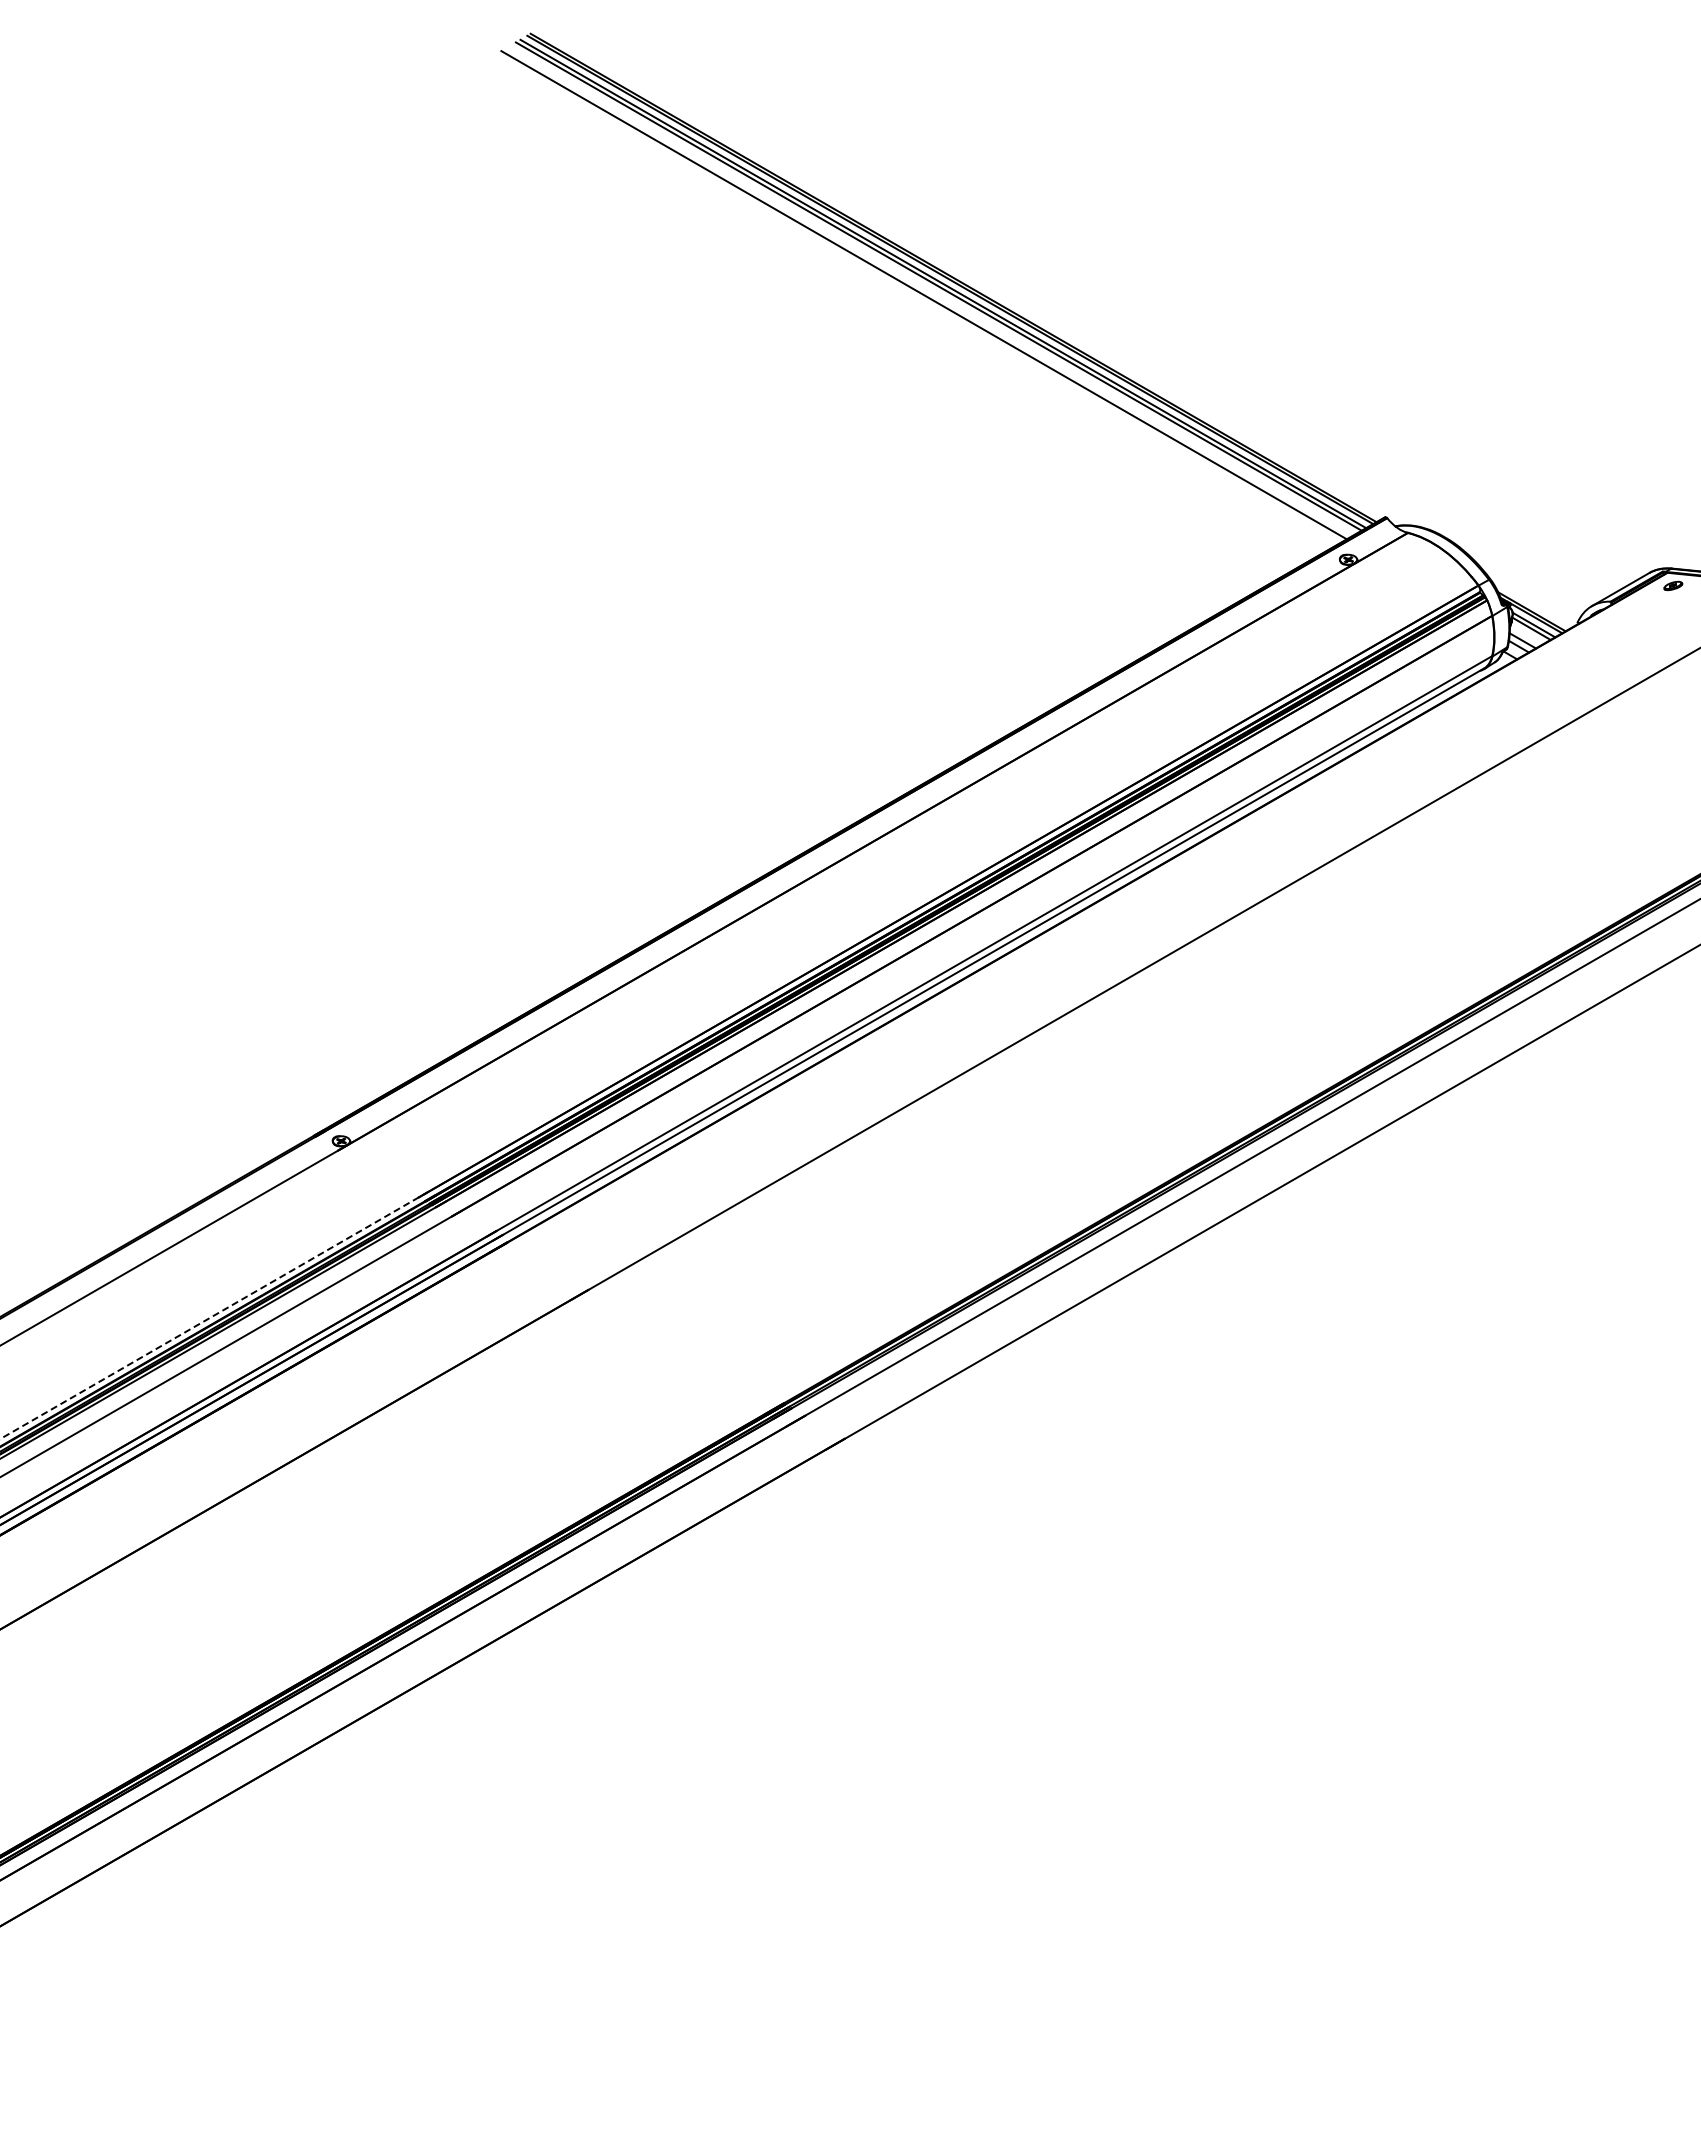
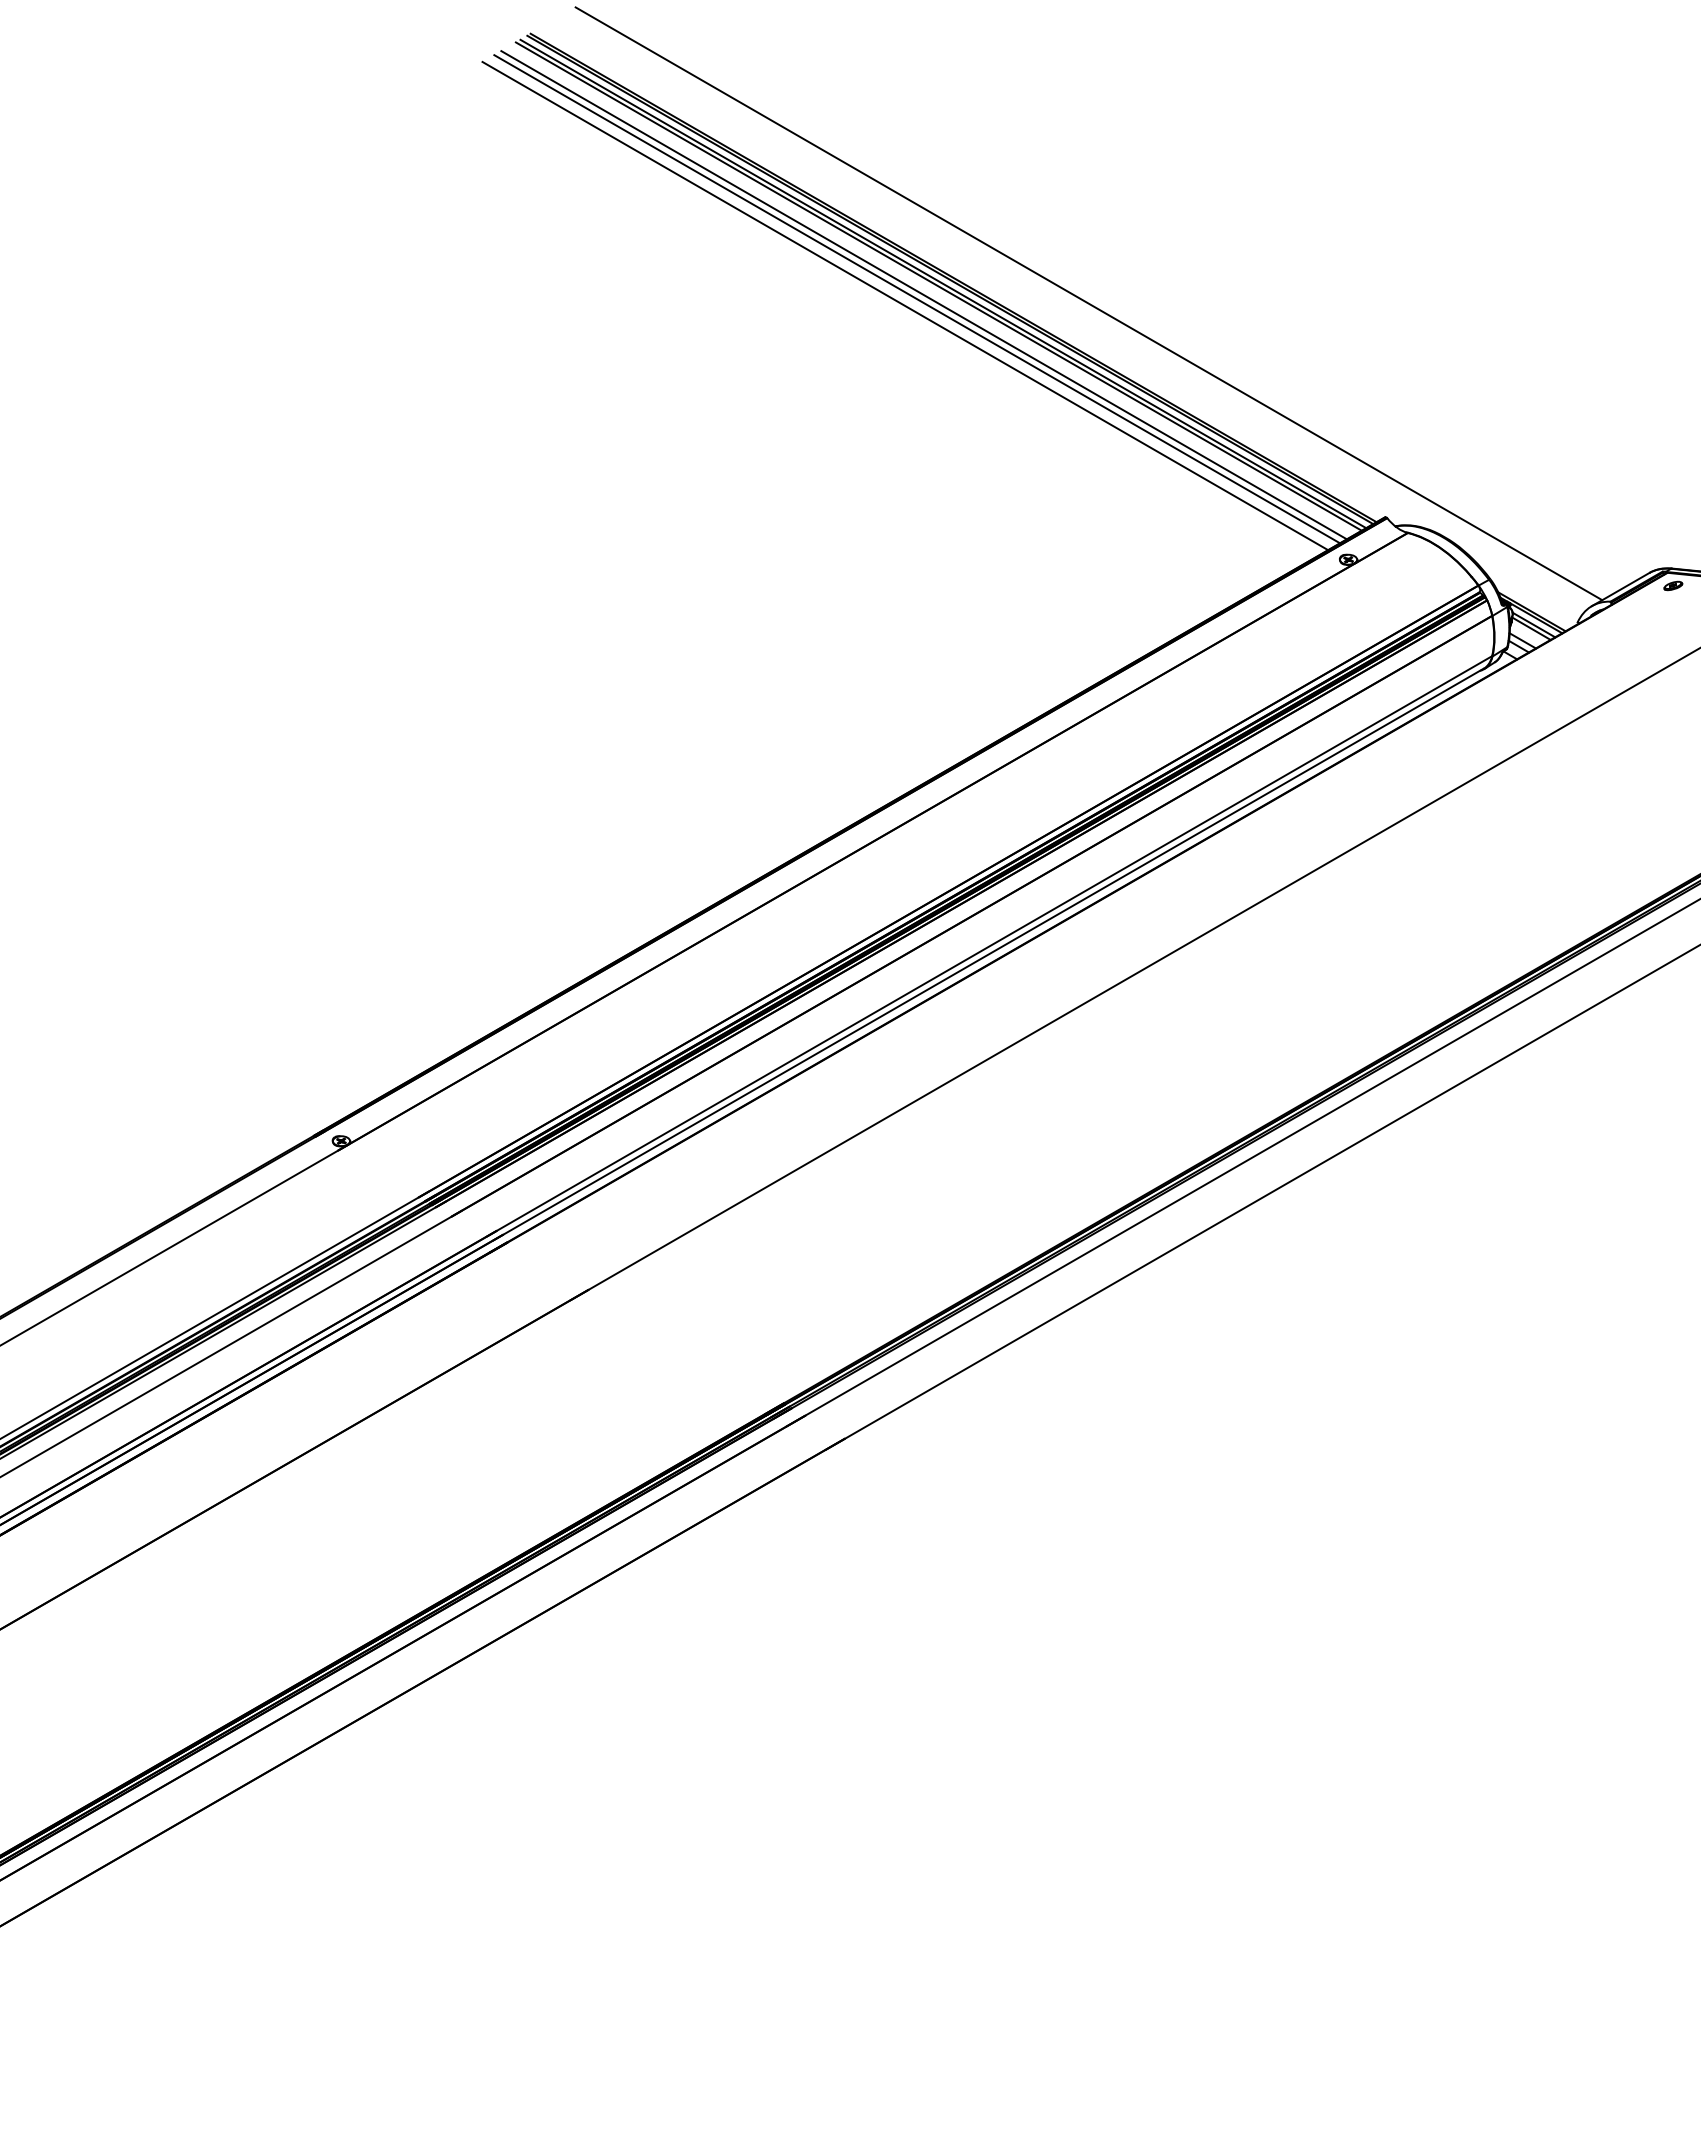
line: none -> present (917, 299)
line: none -> present (1088, 303)
line: none -> present (905, 305)
line: dashed -> solid (213, 1315)
